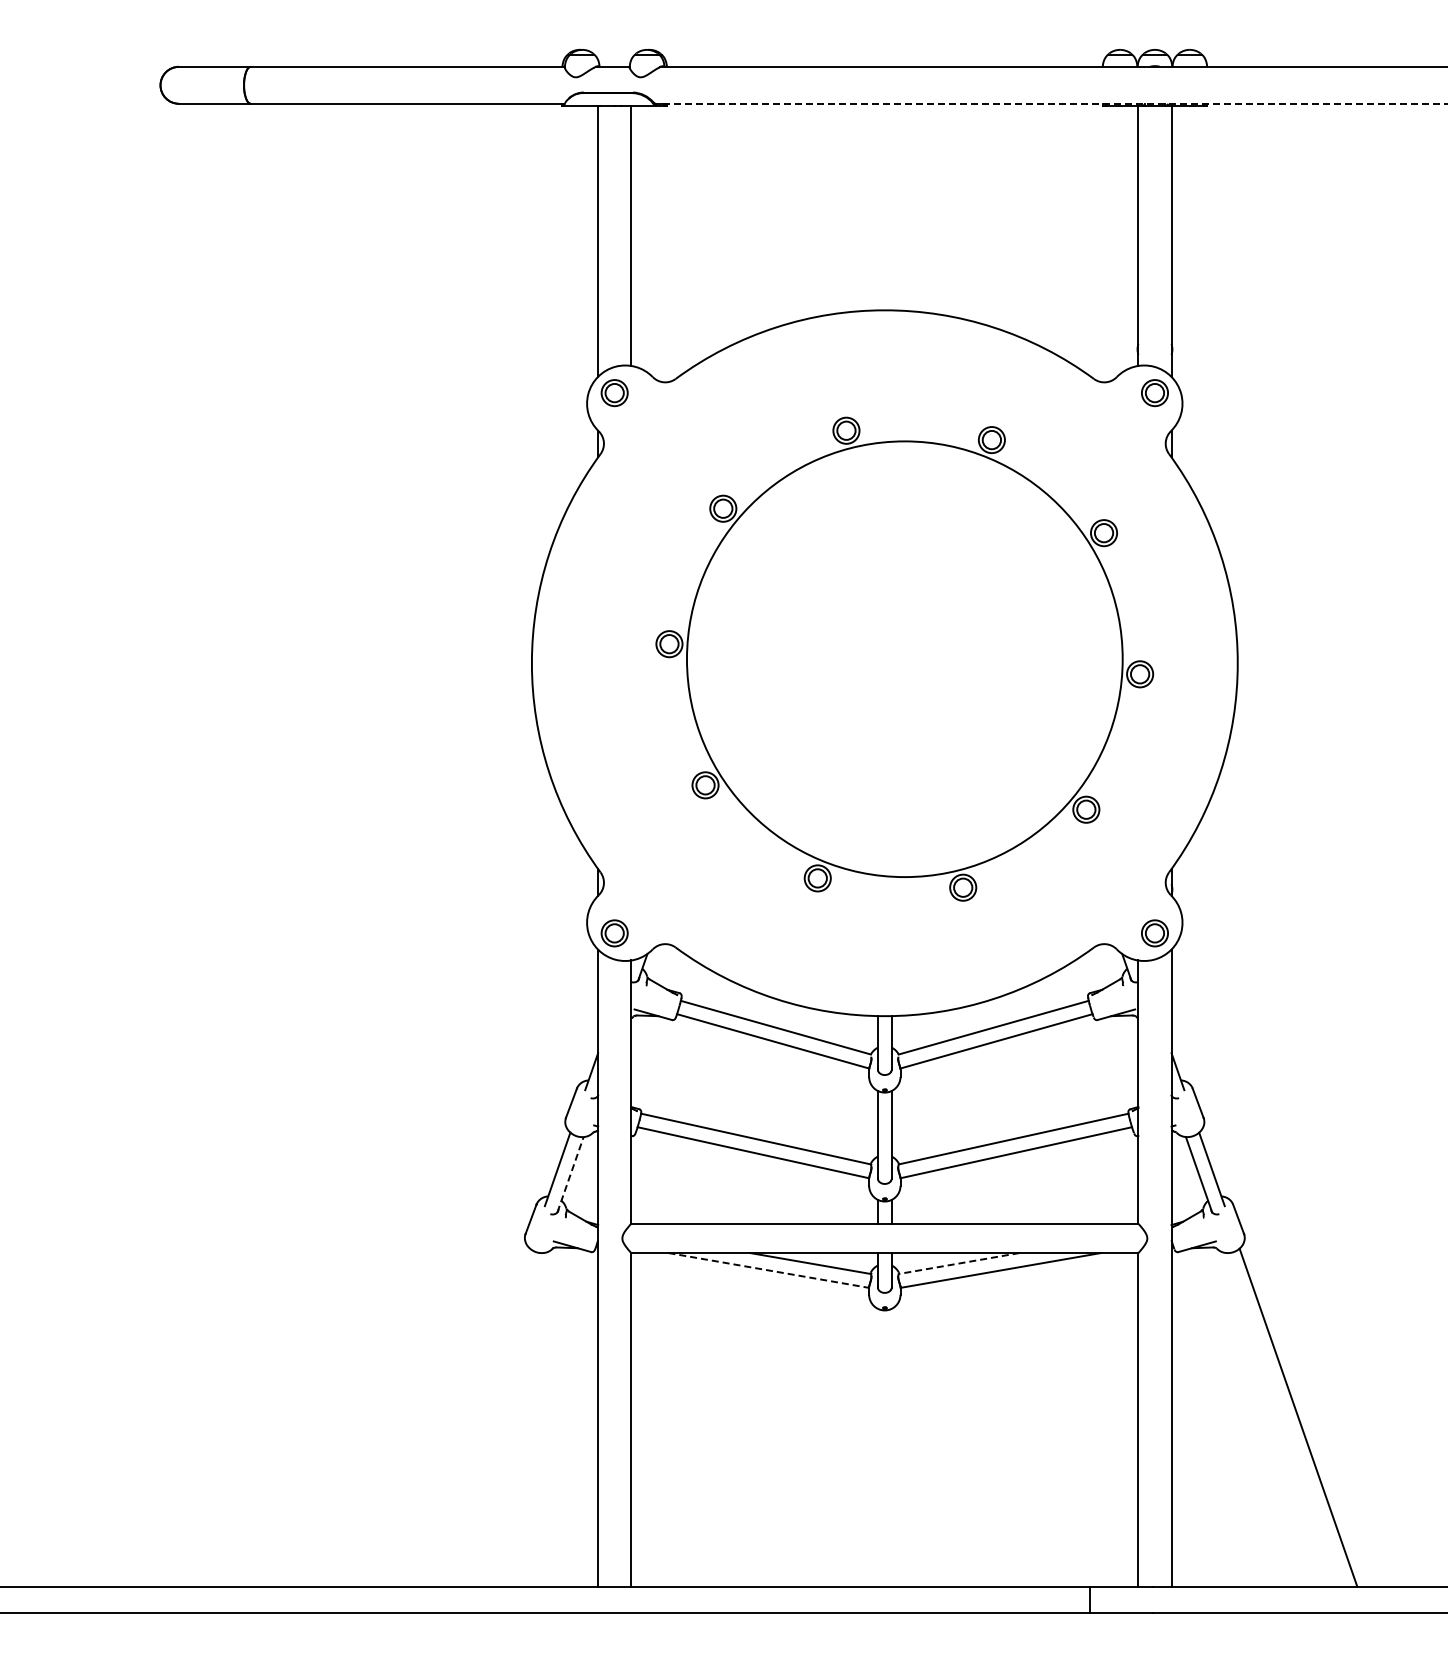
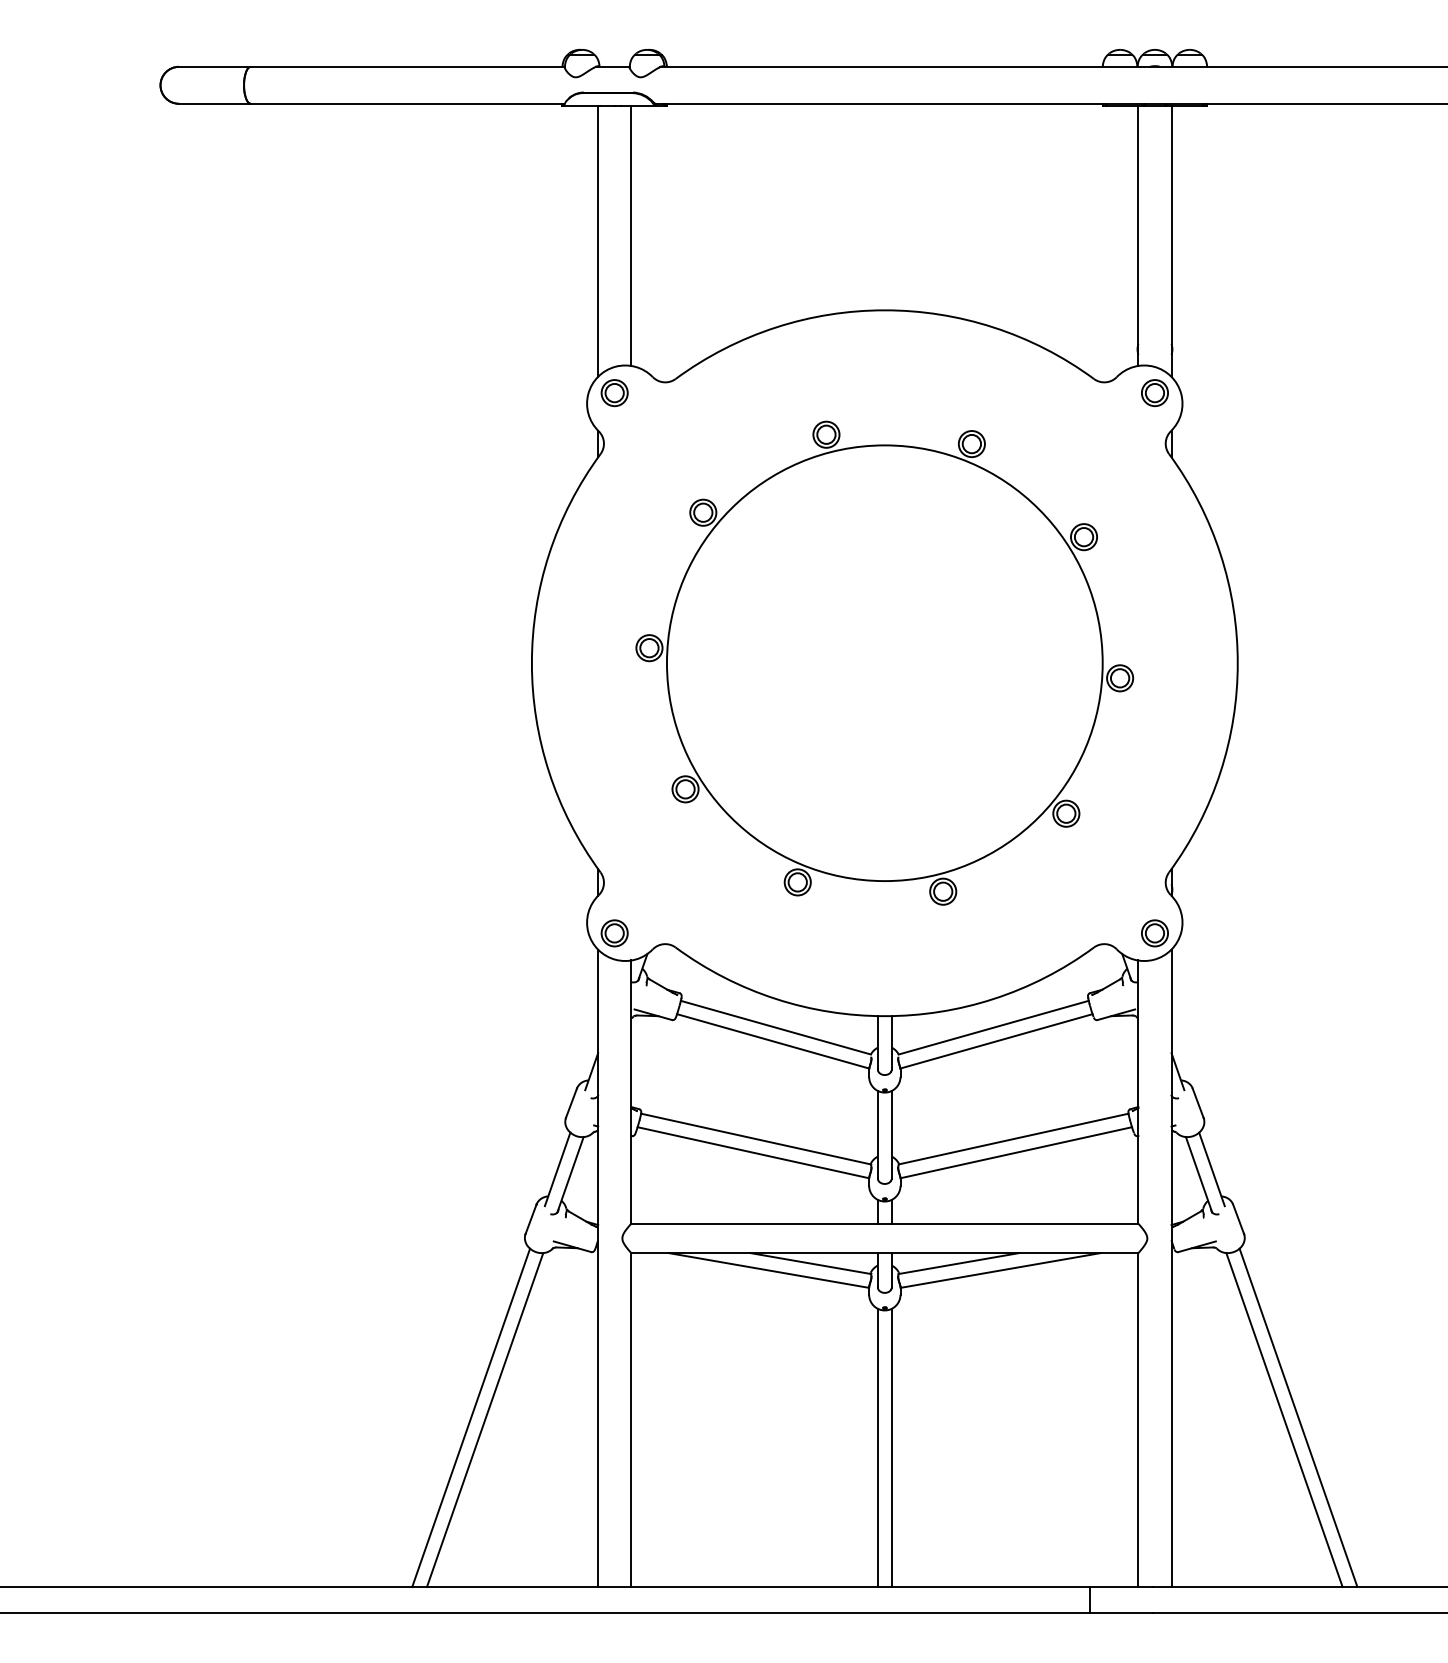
line: dashed -> solid (1056, 103)
part position: (904, 658) -> (884, 662) (884, 662)
line: dashed -> solid (570, 1174)
line: dashed -> solid (958, 1263)
line: dashed -> solid (768, 1270)
line: none -> present (471, 1417)
line: none -> present (485, 1419)
line: none -> present (1284, 1419)
line: none -> present (877, 1447)
line: none -> present (891, 1447)
